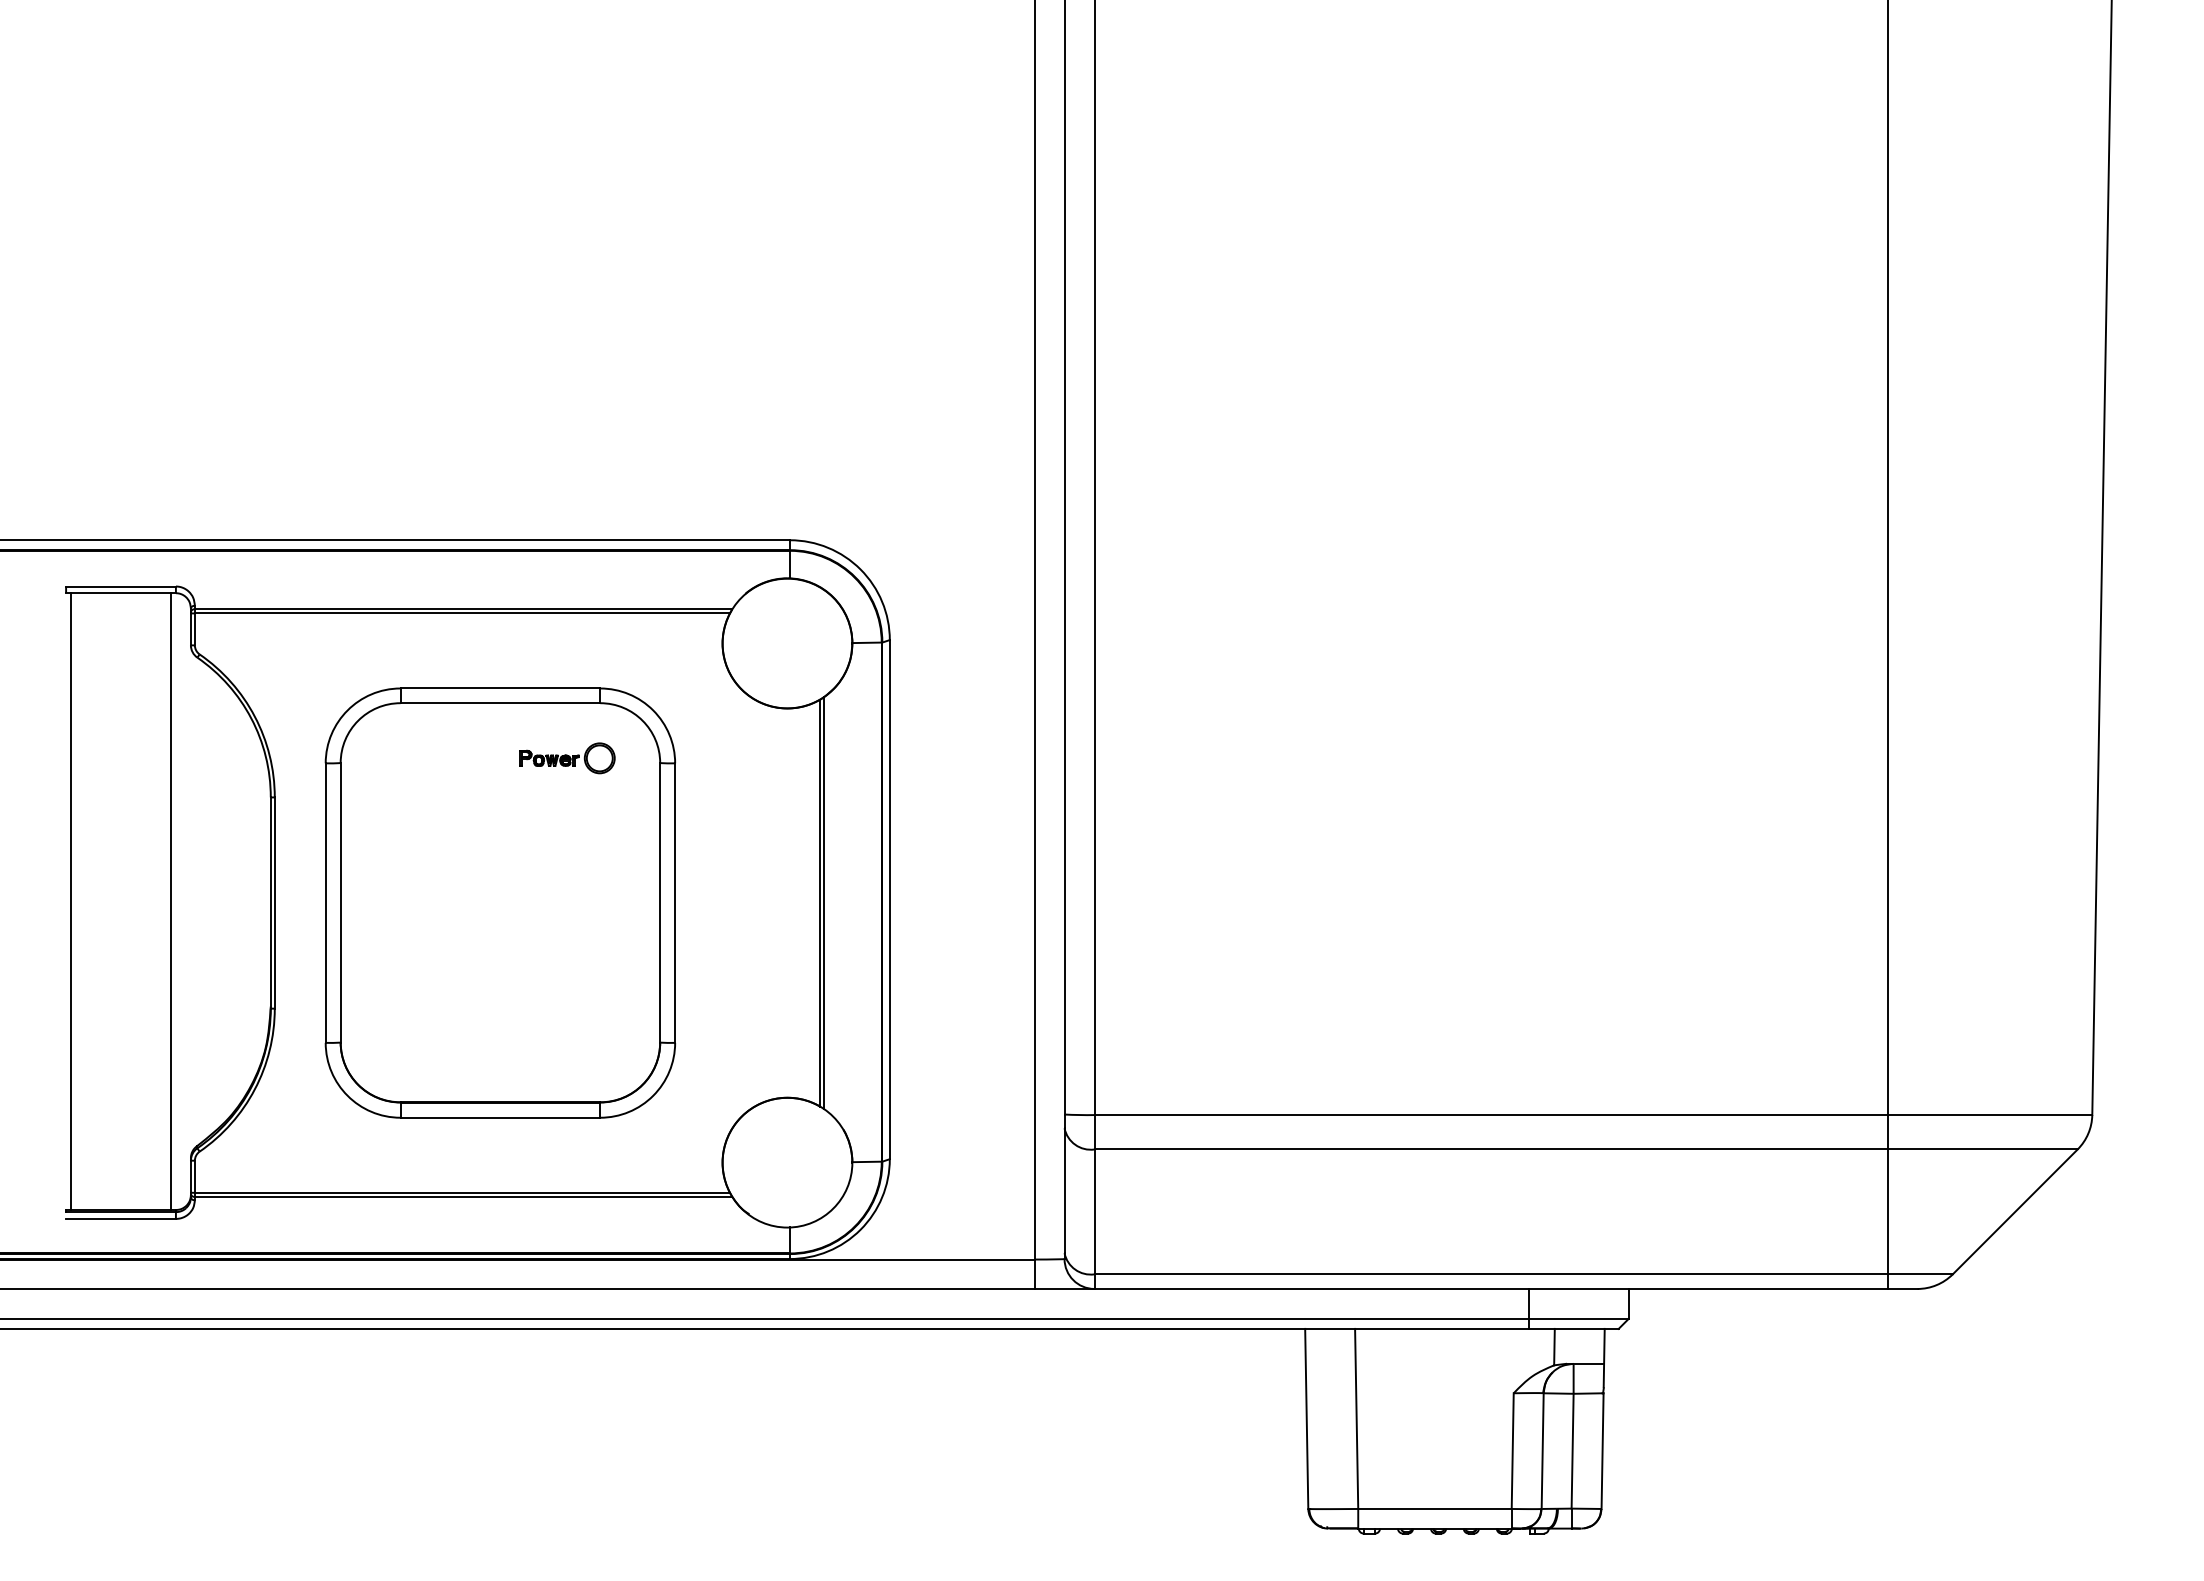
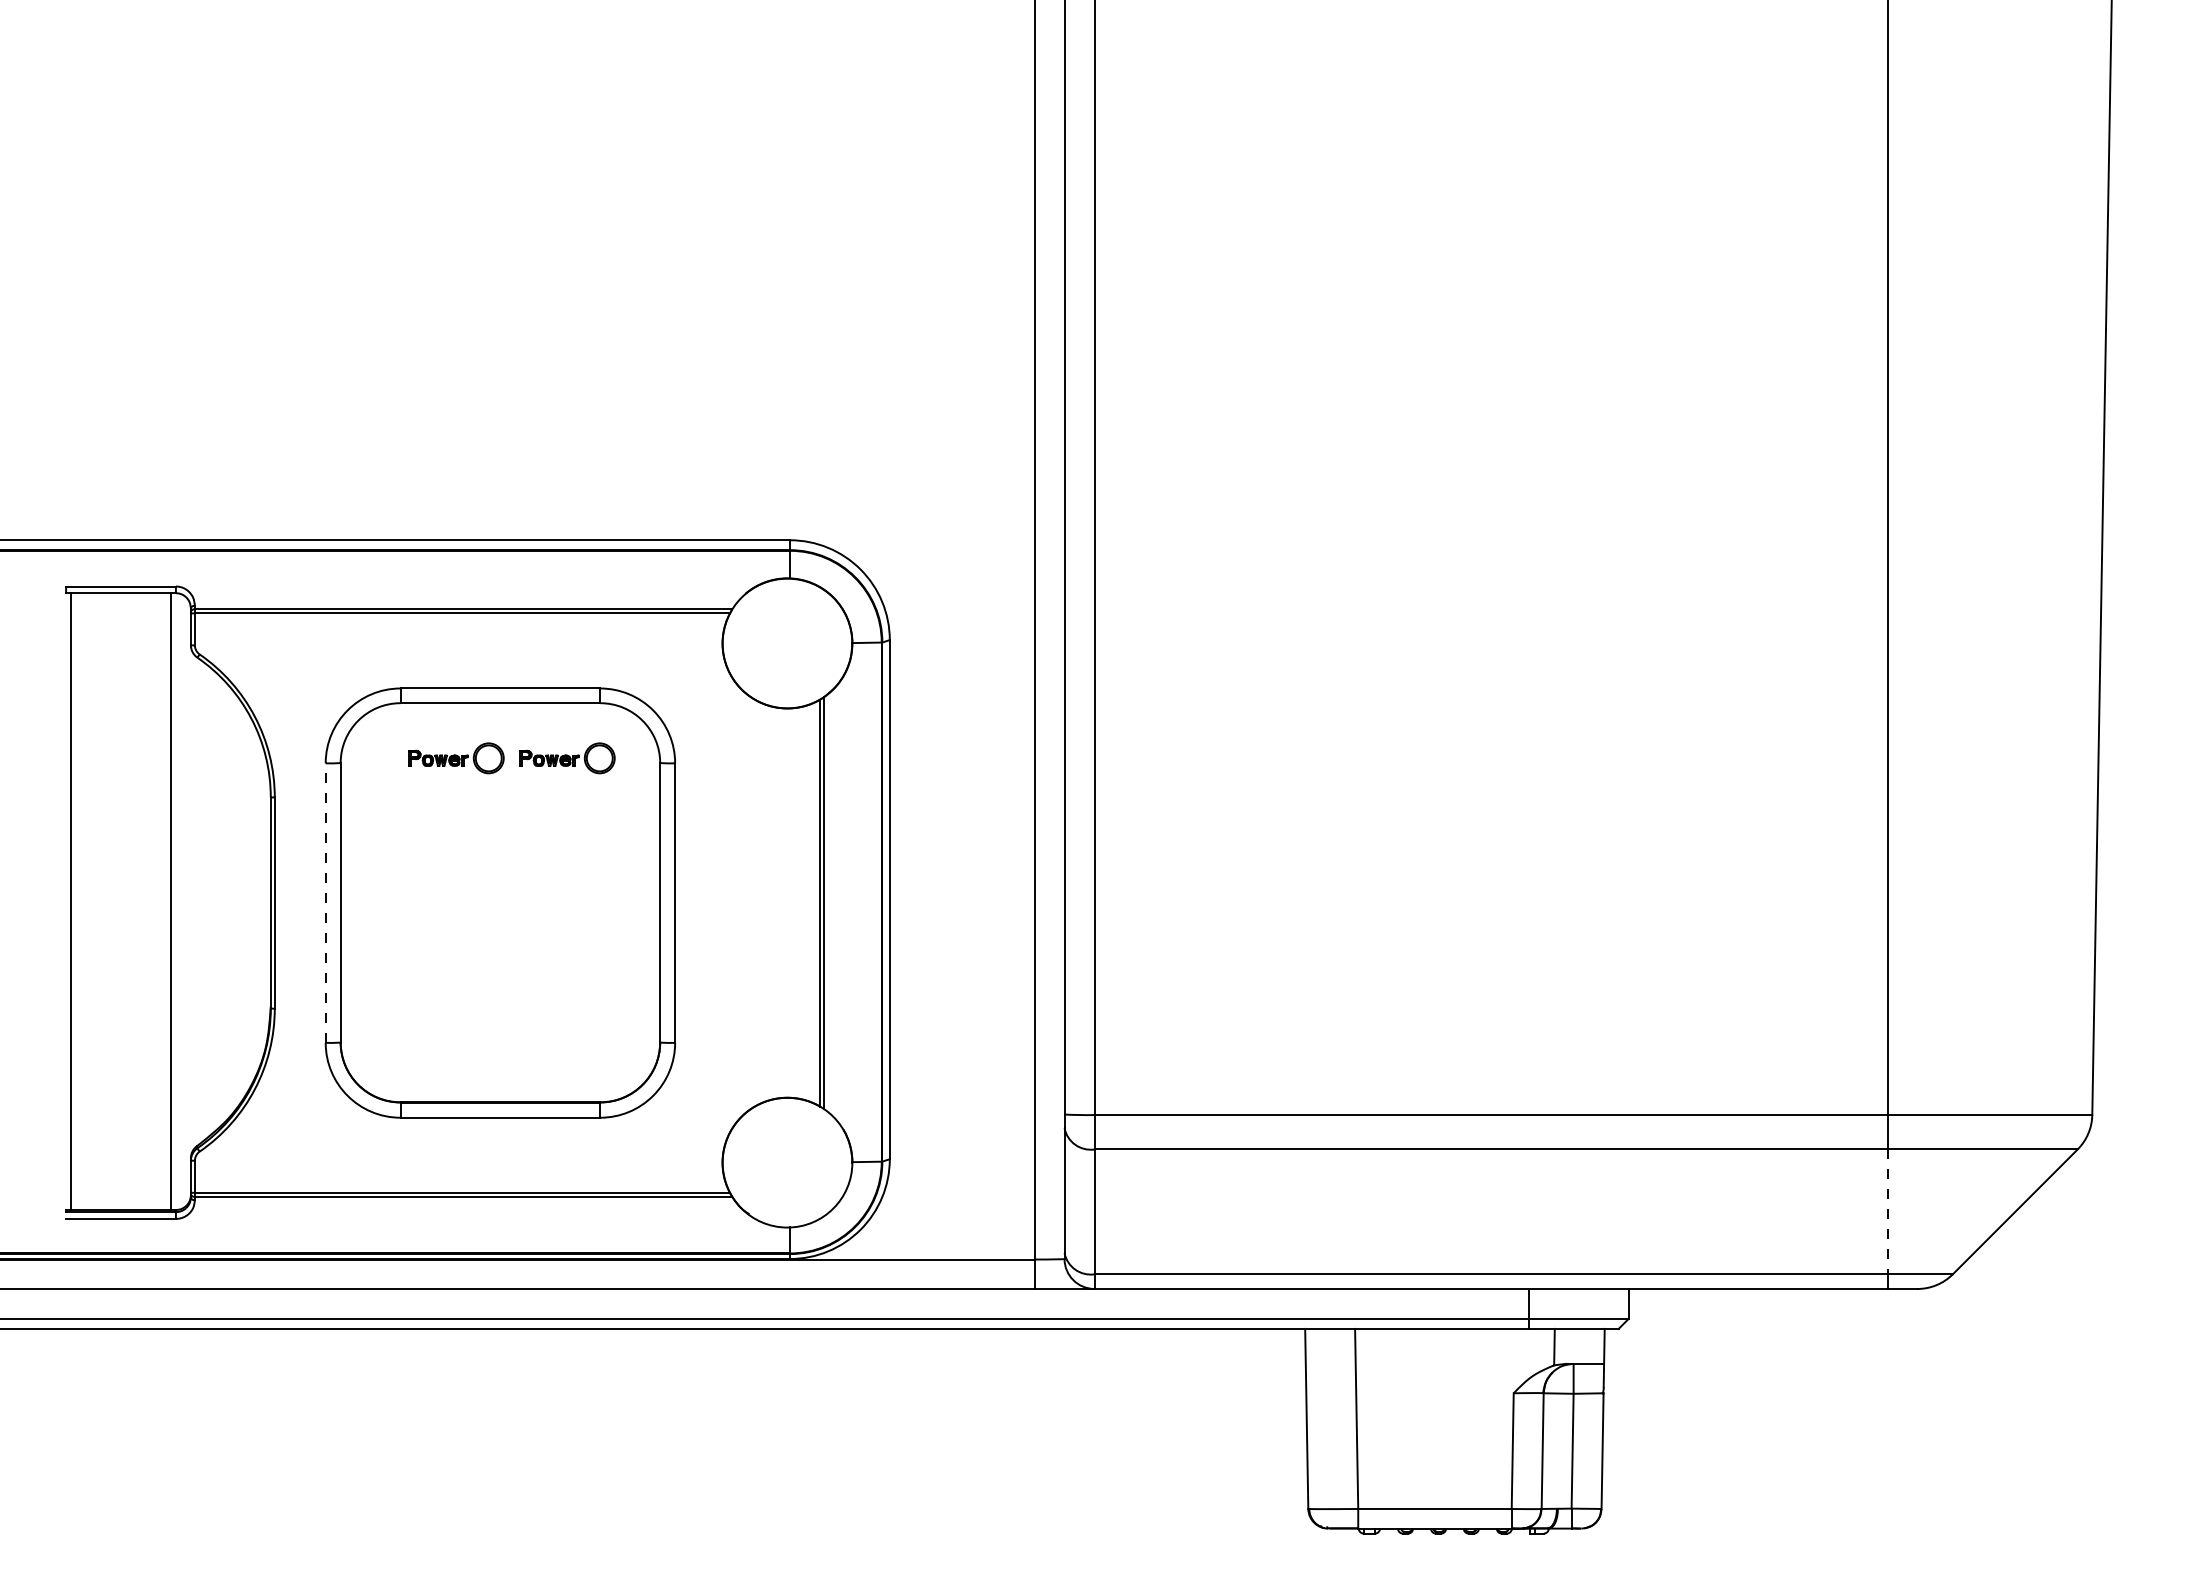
part: none -> present (456, 758)
line: solid -> dashed (325, 903)
line: solid -> dashed (1888, 1212)
